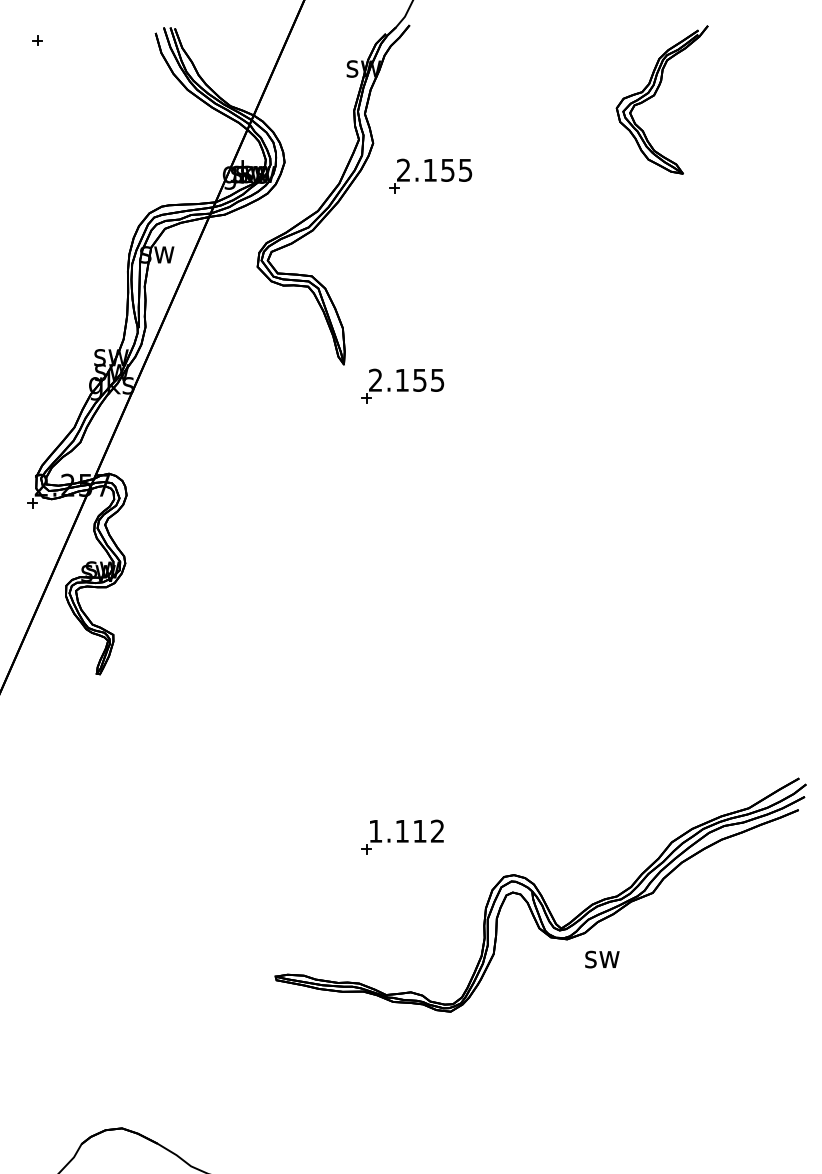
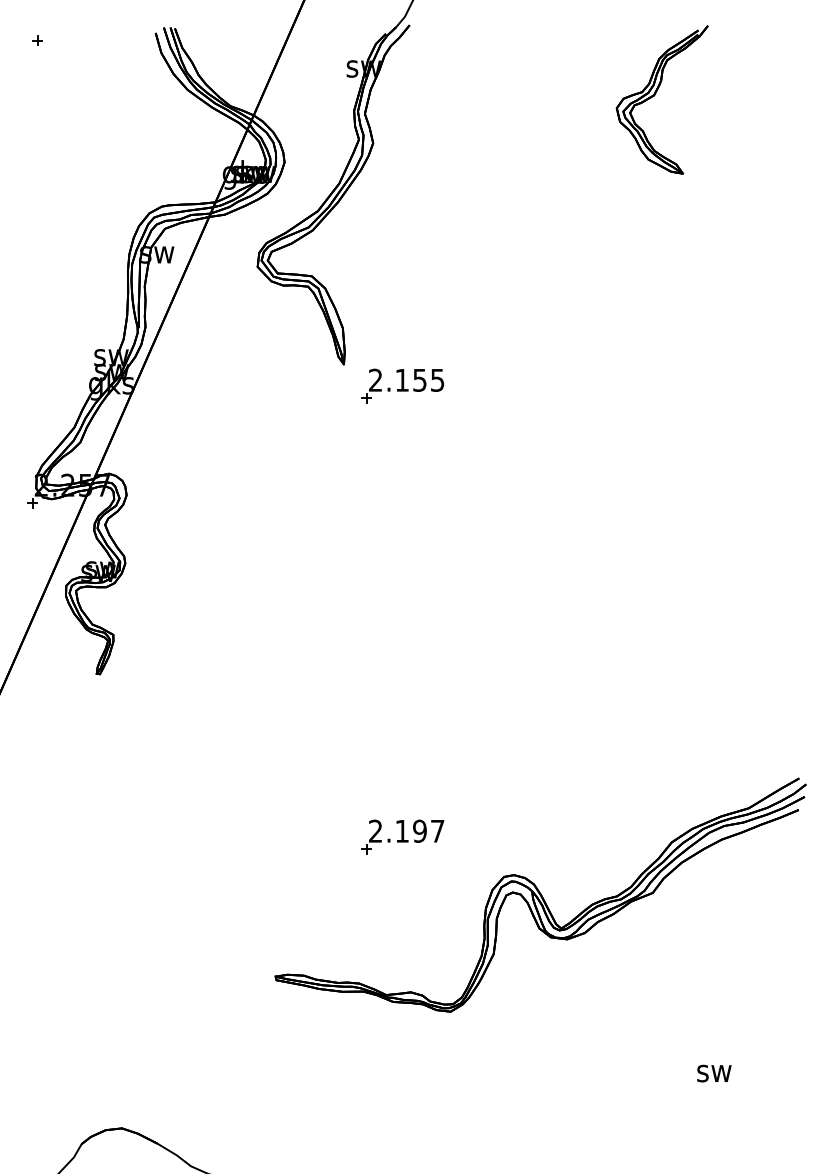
part: present -> none (430, 175)
text: 1.112 -> 2.197 (406, 830)
text position: (602, 959) -> (714, 1073) (714, 1073)
